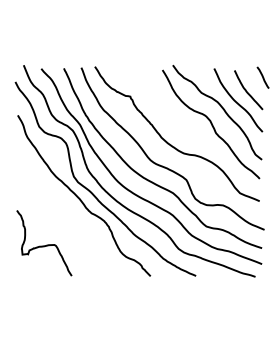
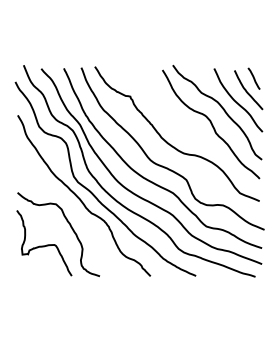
line position: (262, 77) -> (253, 78) (253, 78)
curve: none -> present (70, 227)
